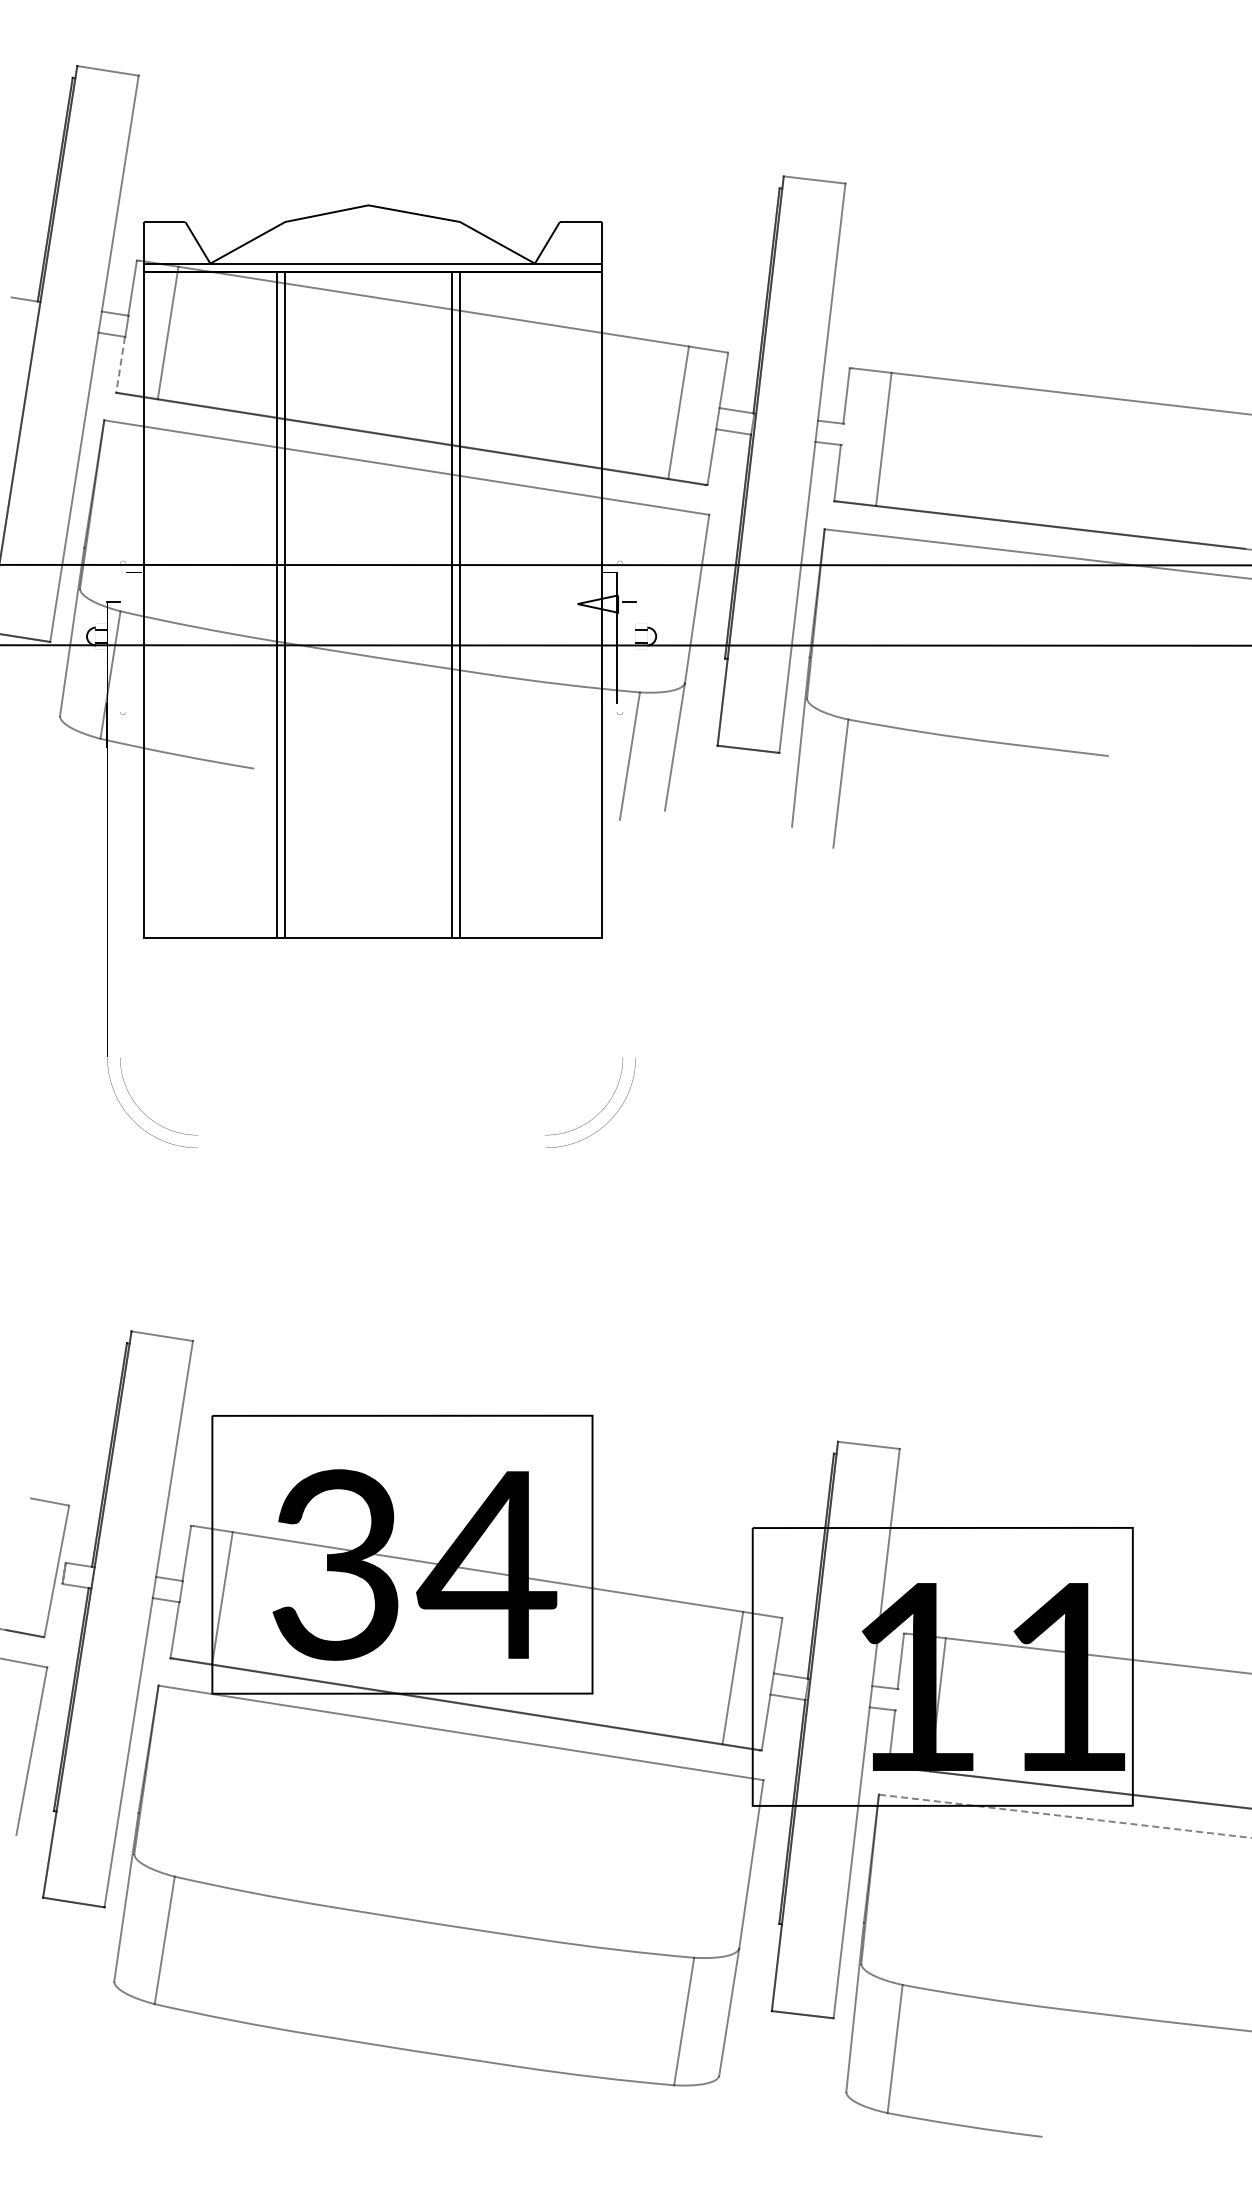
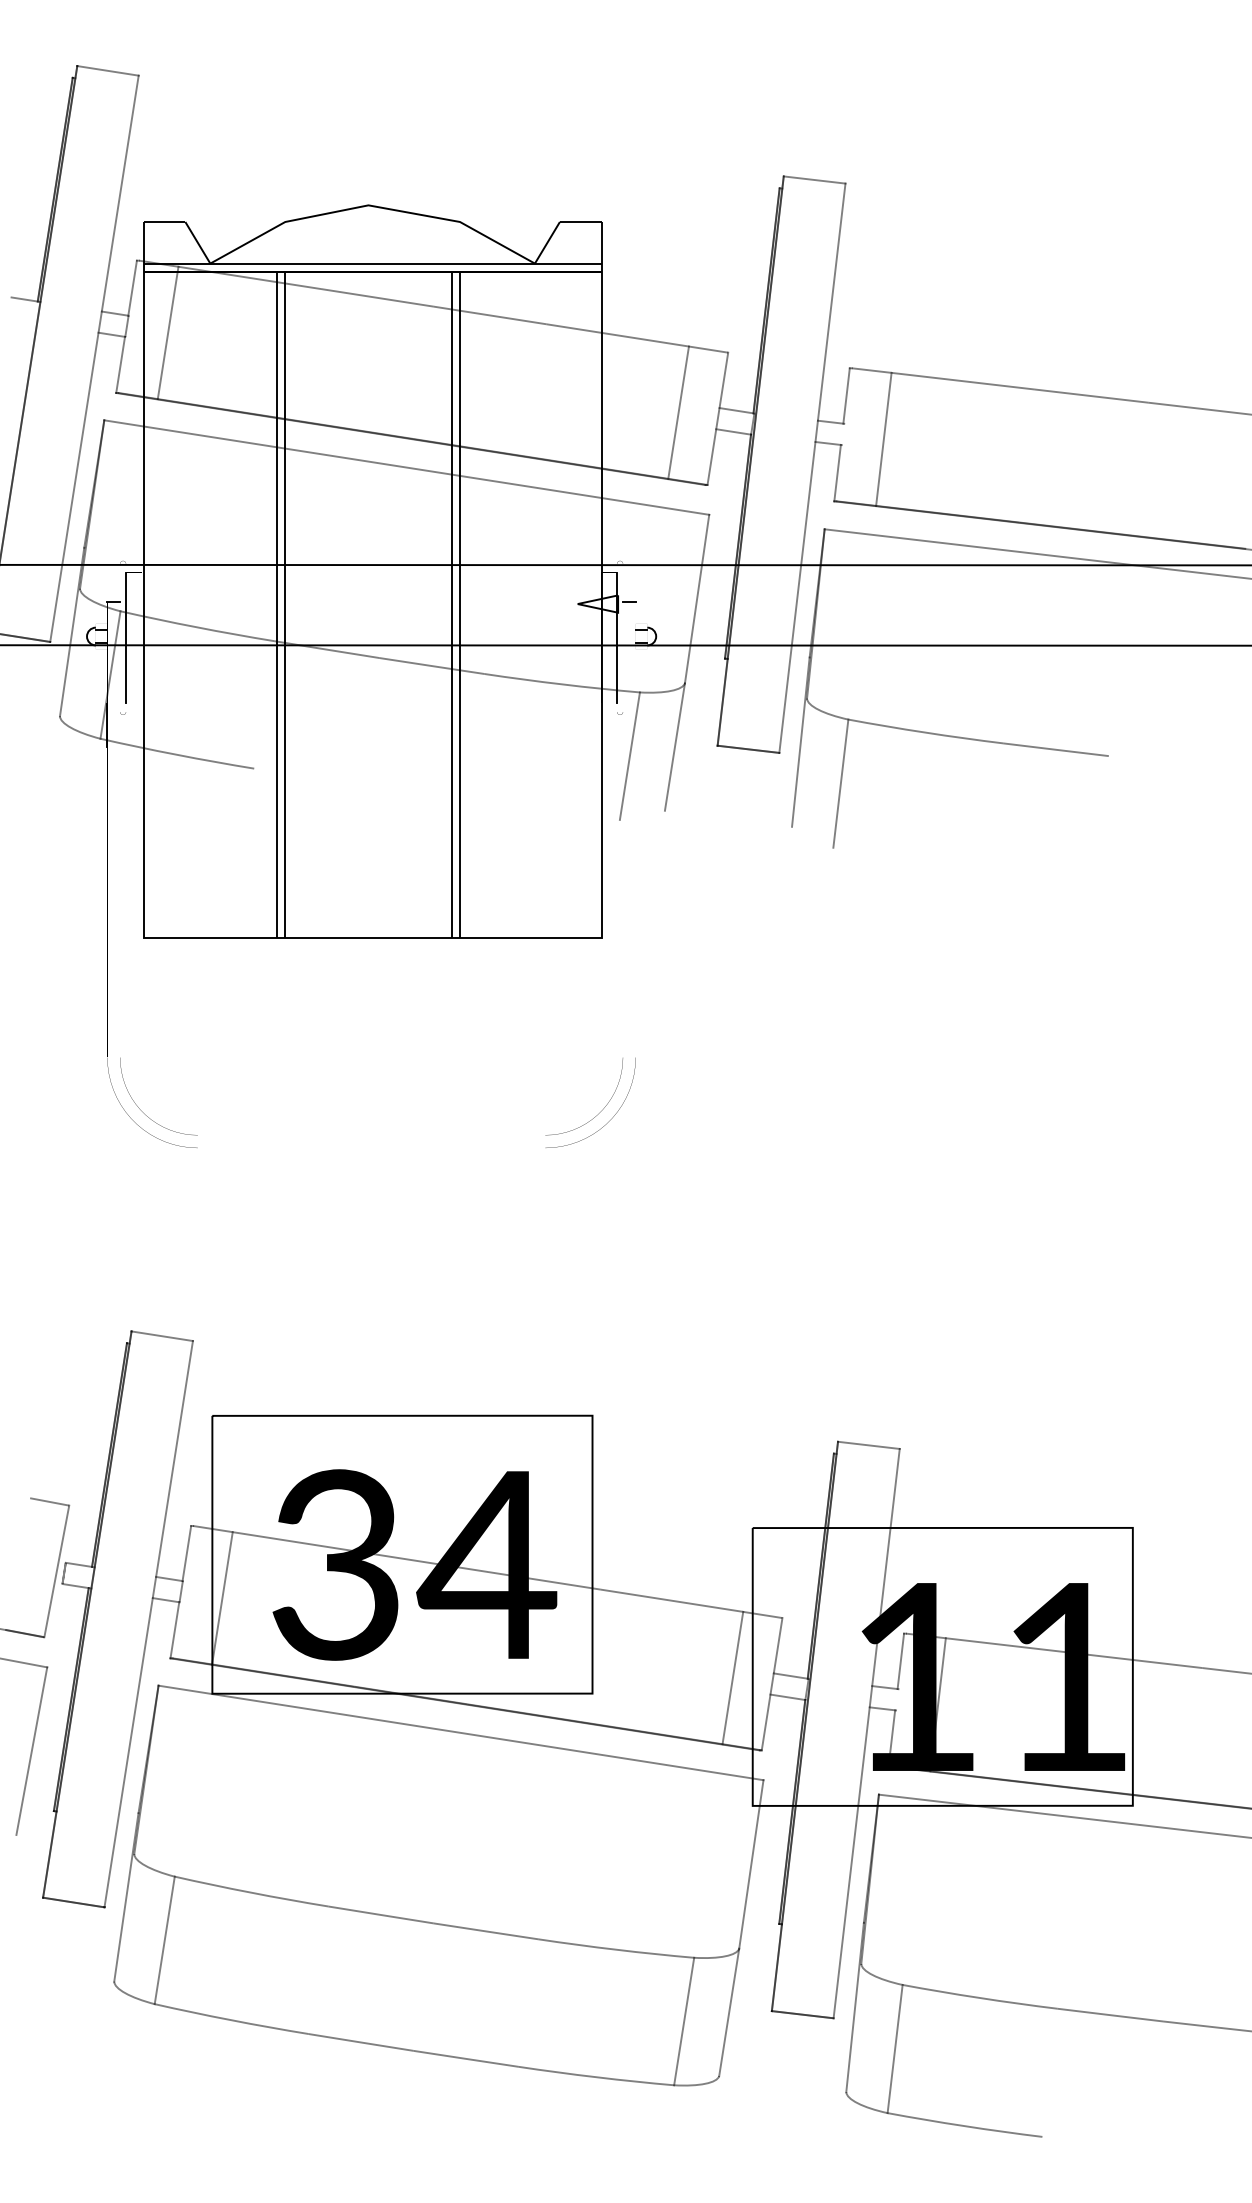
line: dashed -> solid (120, 365)
line: none -> present (126, 637)
line: dashed -> solid (1065, 1816)
